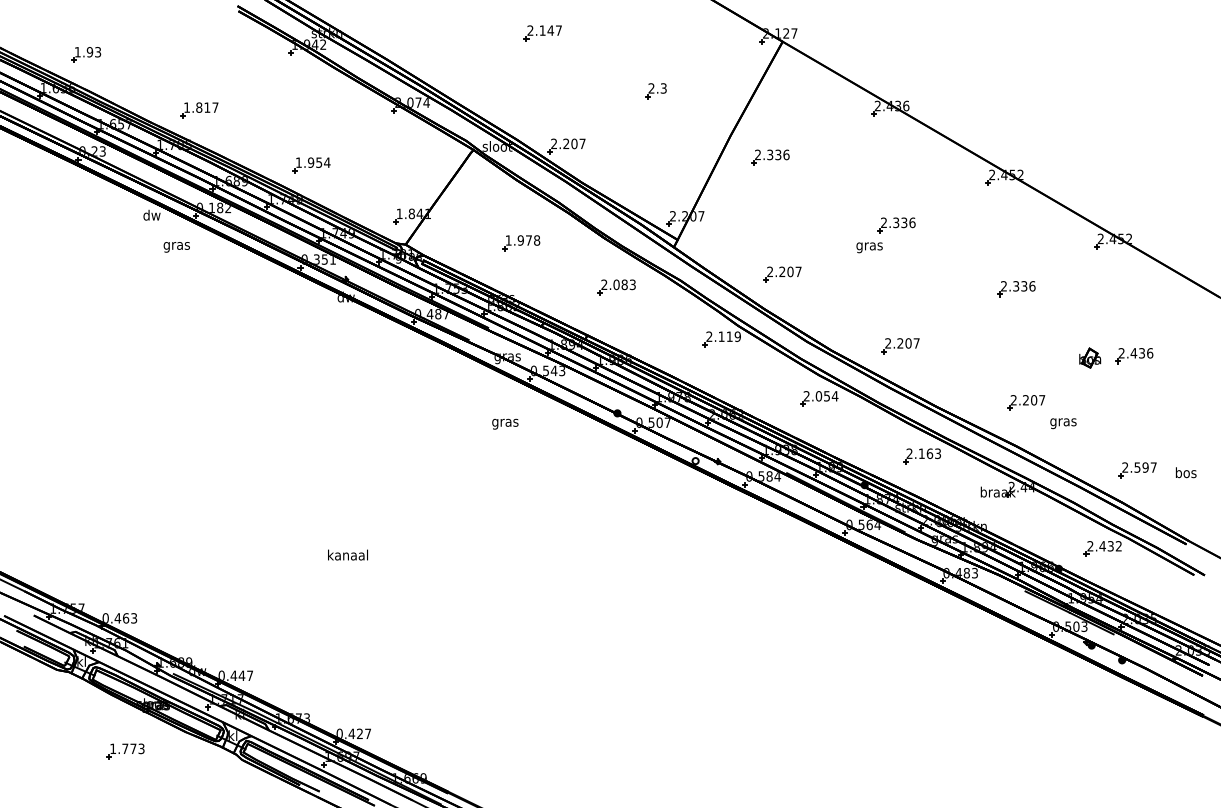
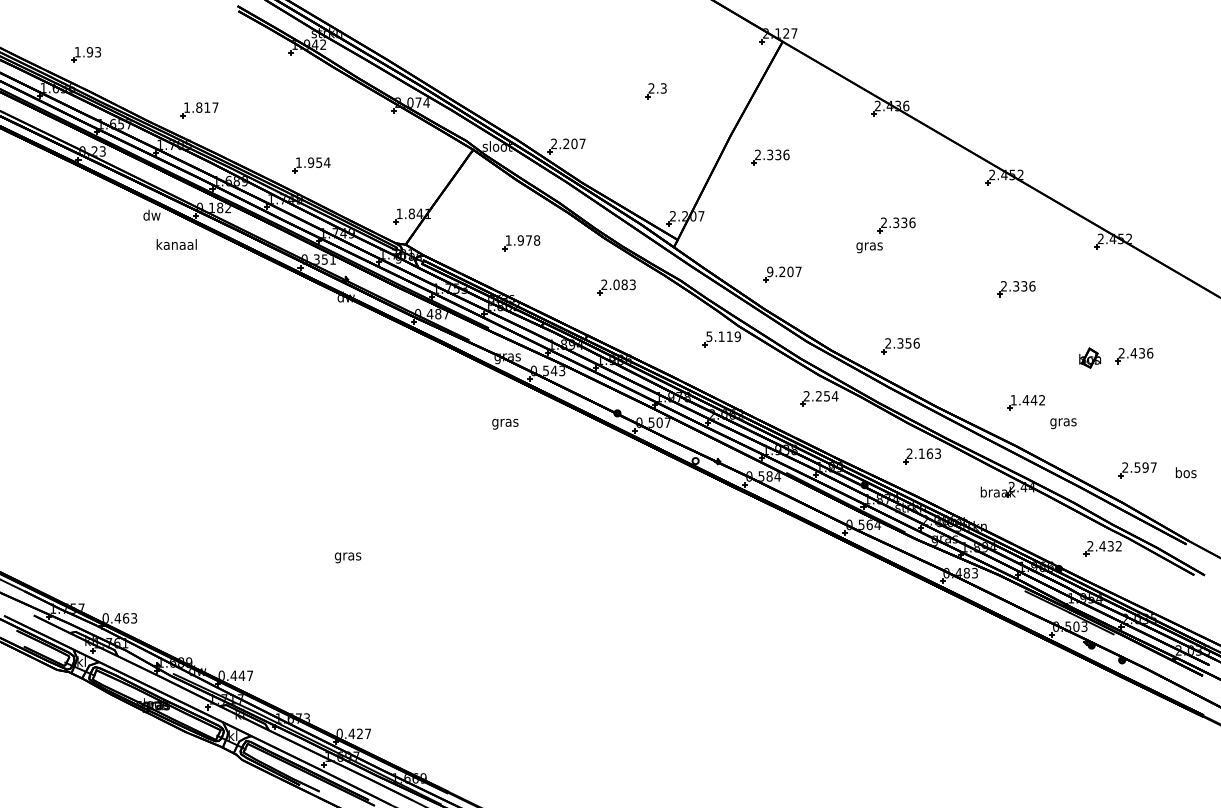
part: present -> none (542, 33)
text: gras -> kanaal (176, 245)
text: 2.207 -> 9.207 (770, 271)
text: 2.119 -> 5.119 (709, 336)
text: 2.207 -> 2.356 (908, 343)
text: 2.054 -> 2.254 (818, 396)
text: 2.207 -> 1.442 (1027, 400)
text: kanaal -> gras (347, 556)
part: present -> none (125, 751)
